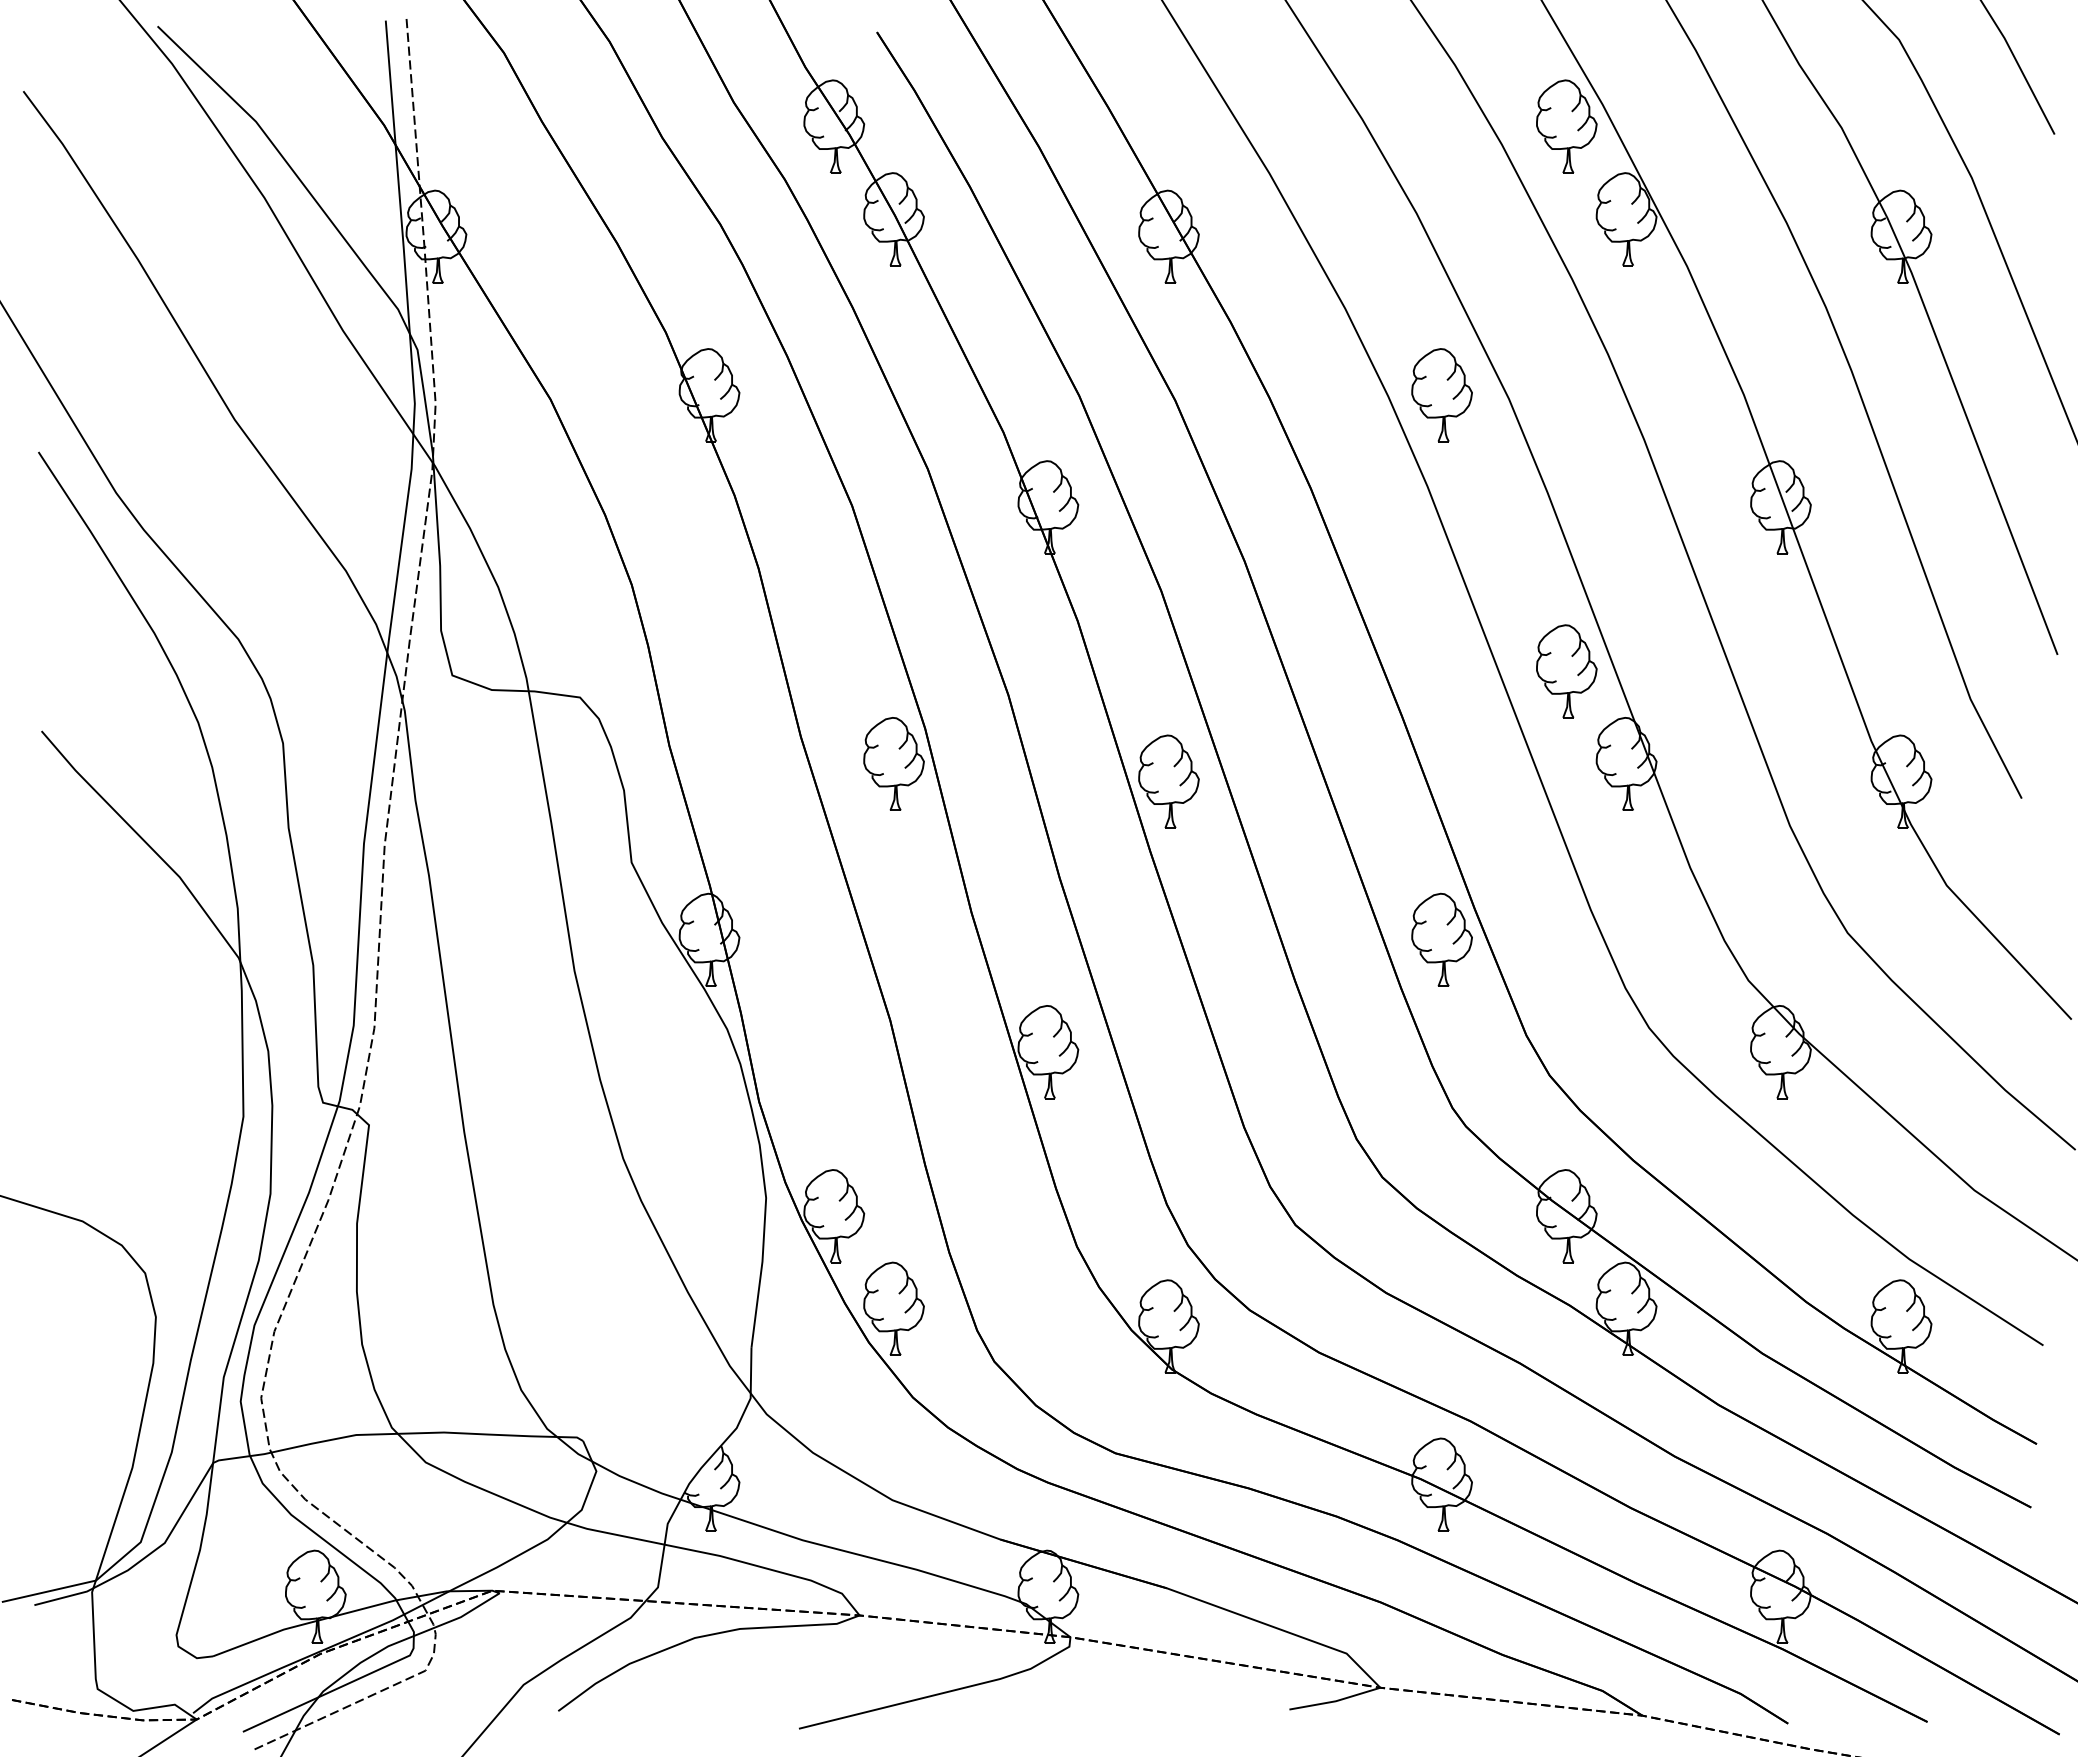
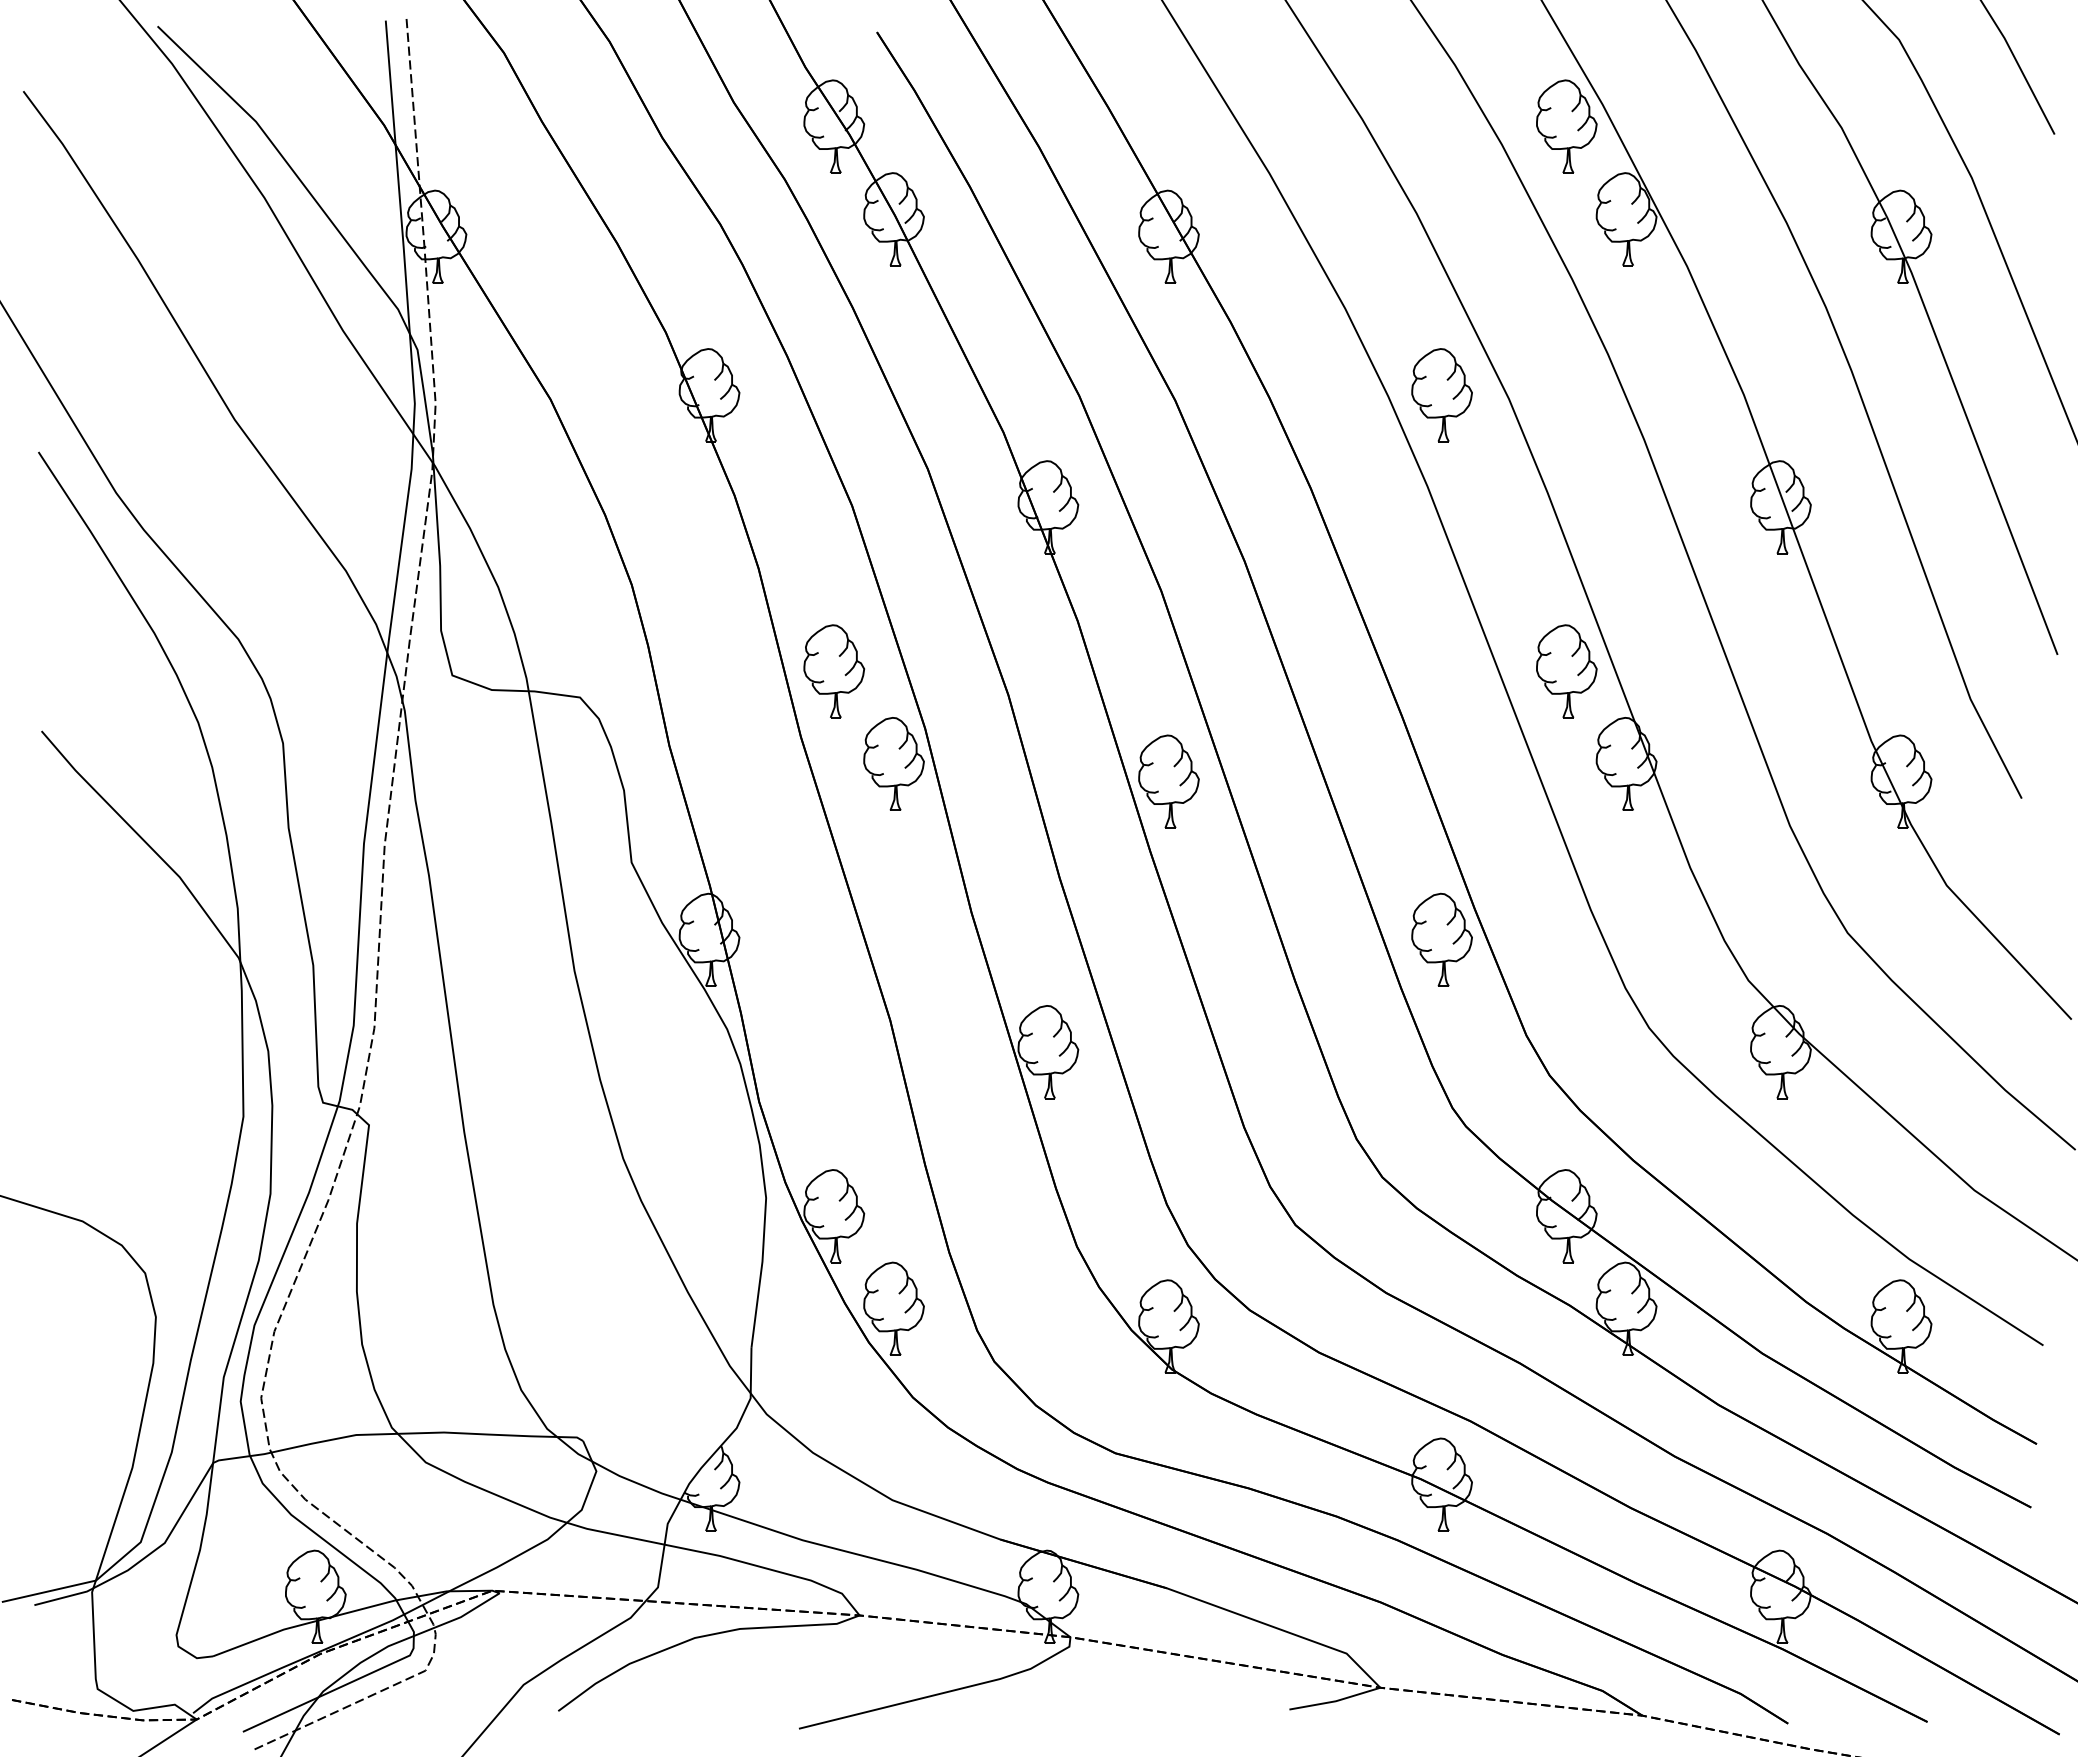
part: none -> present (834, 671)
